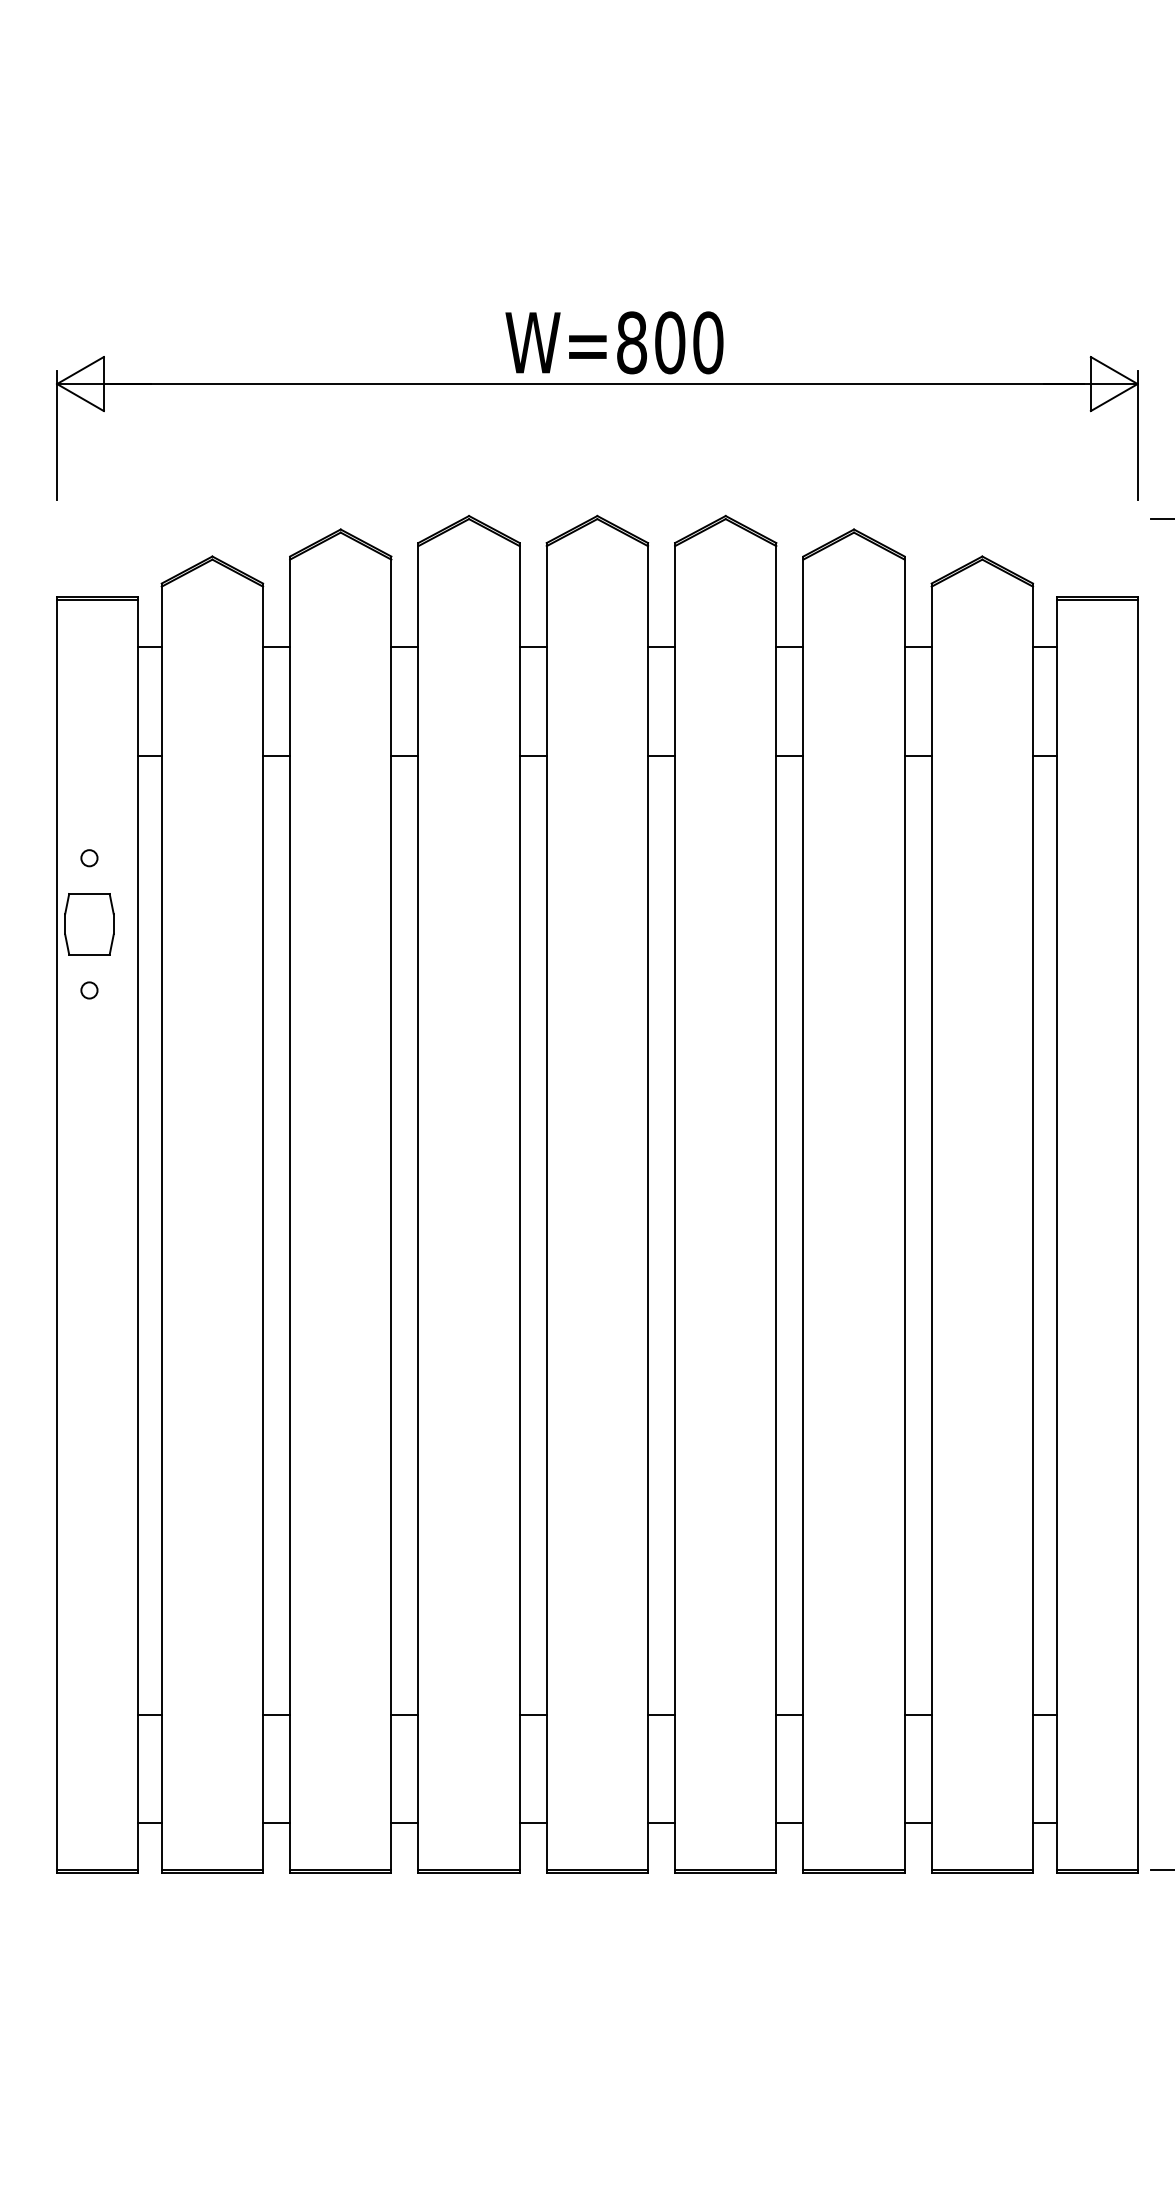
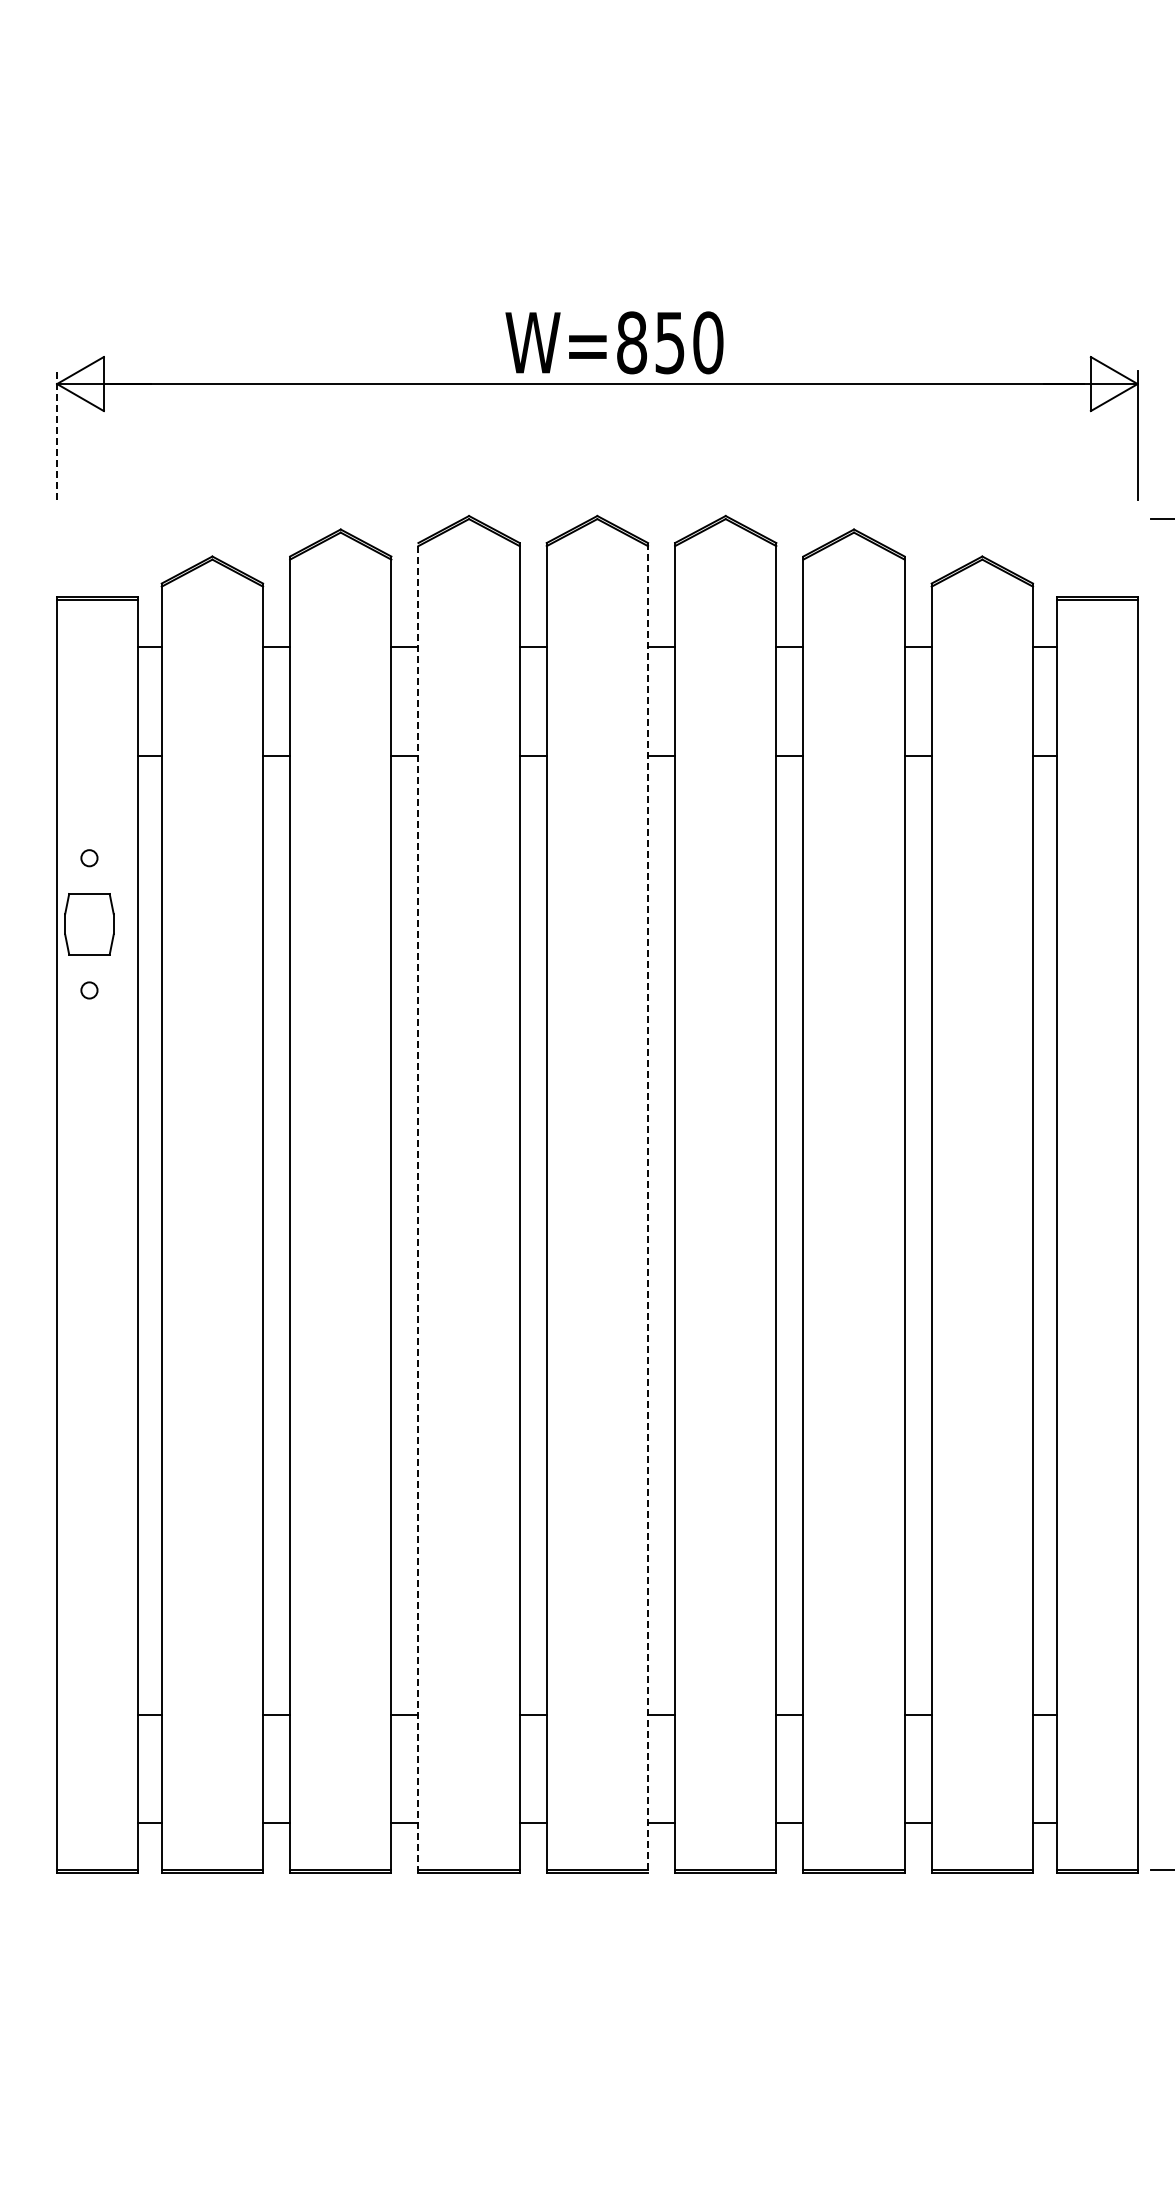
text: W=800 -> W=850 (670, 342)
line: solid -> dashed (57, 435)
line: solid -> dashed (418, 1207)
line: solid -> dashed (648, 1207)
